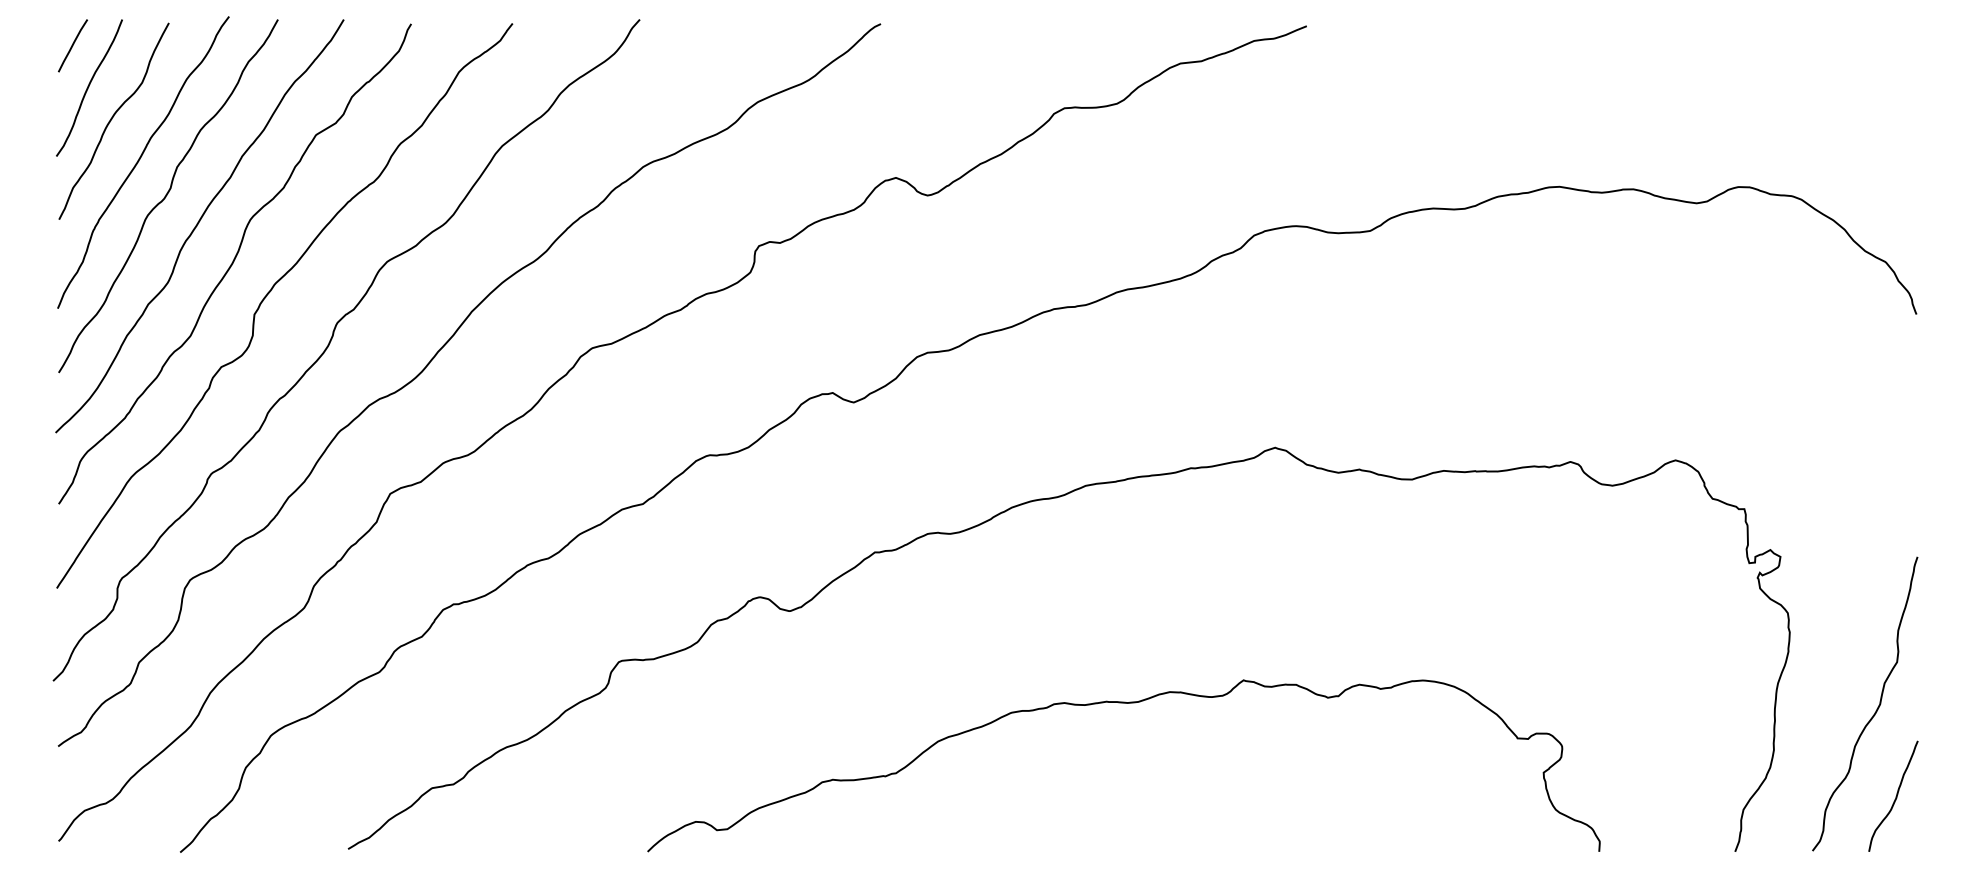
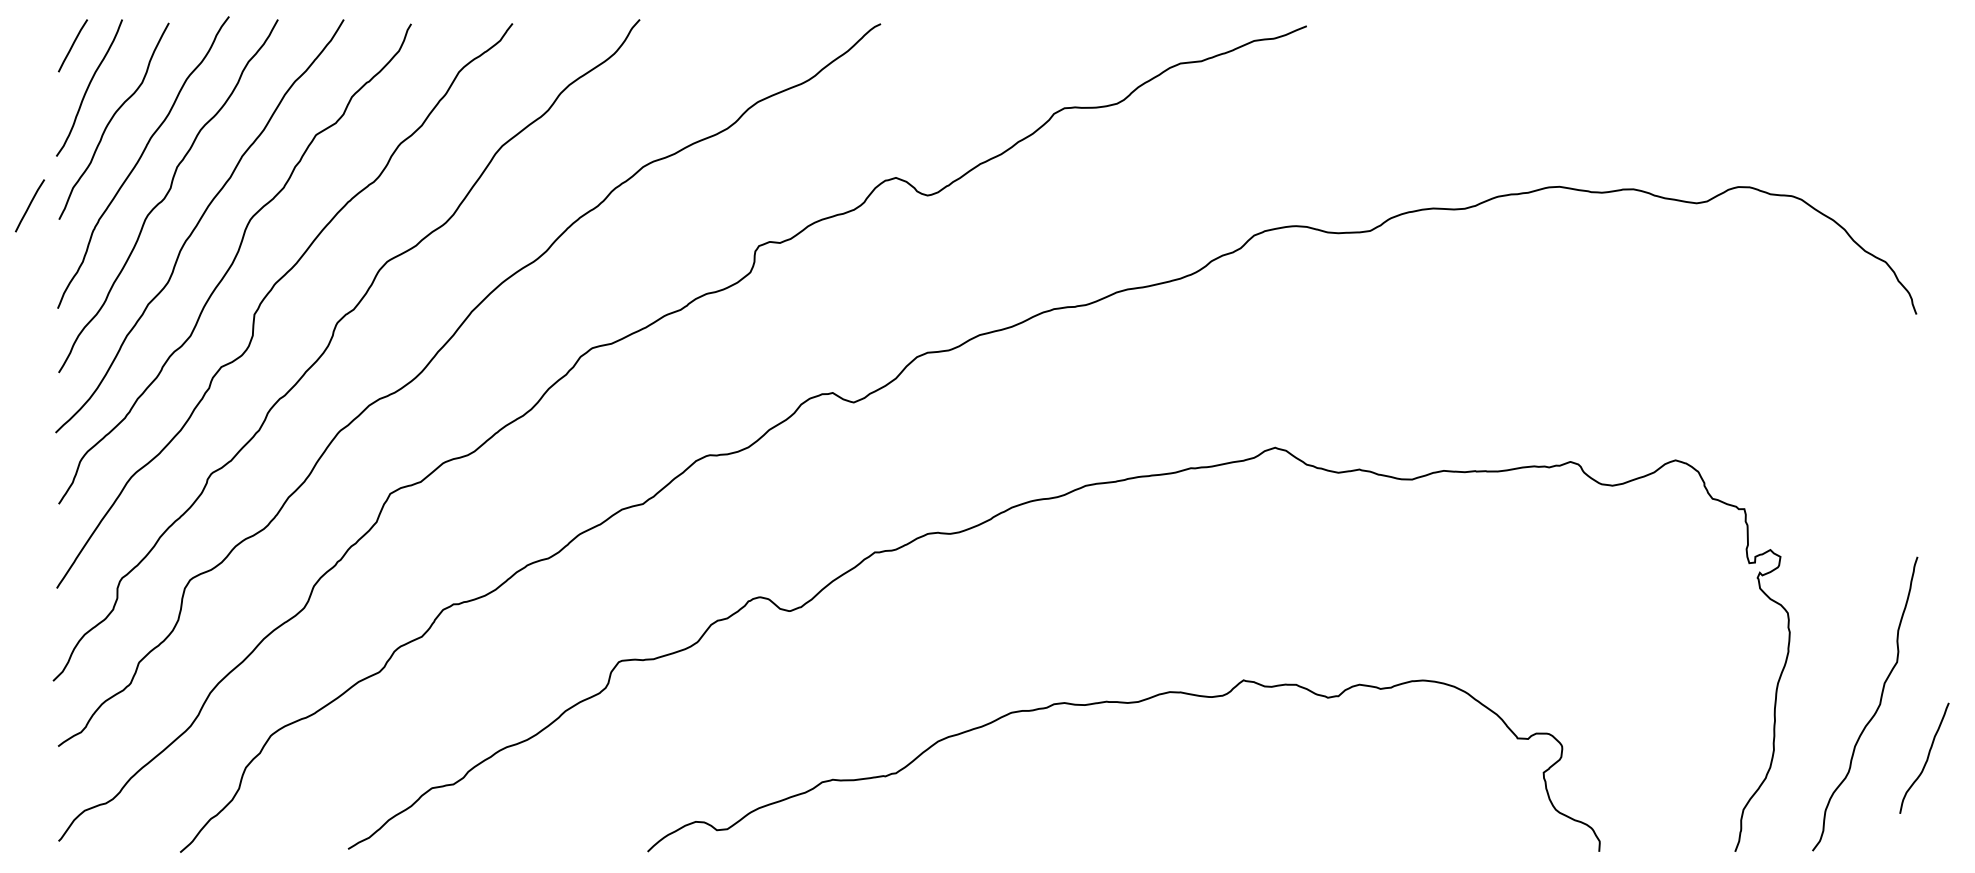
line: none -> present (29, 205)
curve position: (1895, 796) -> (1926, 758) (1926, 758)
